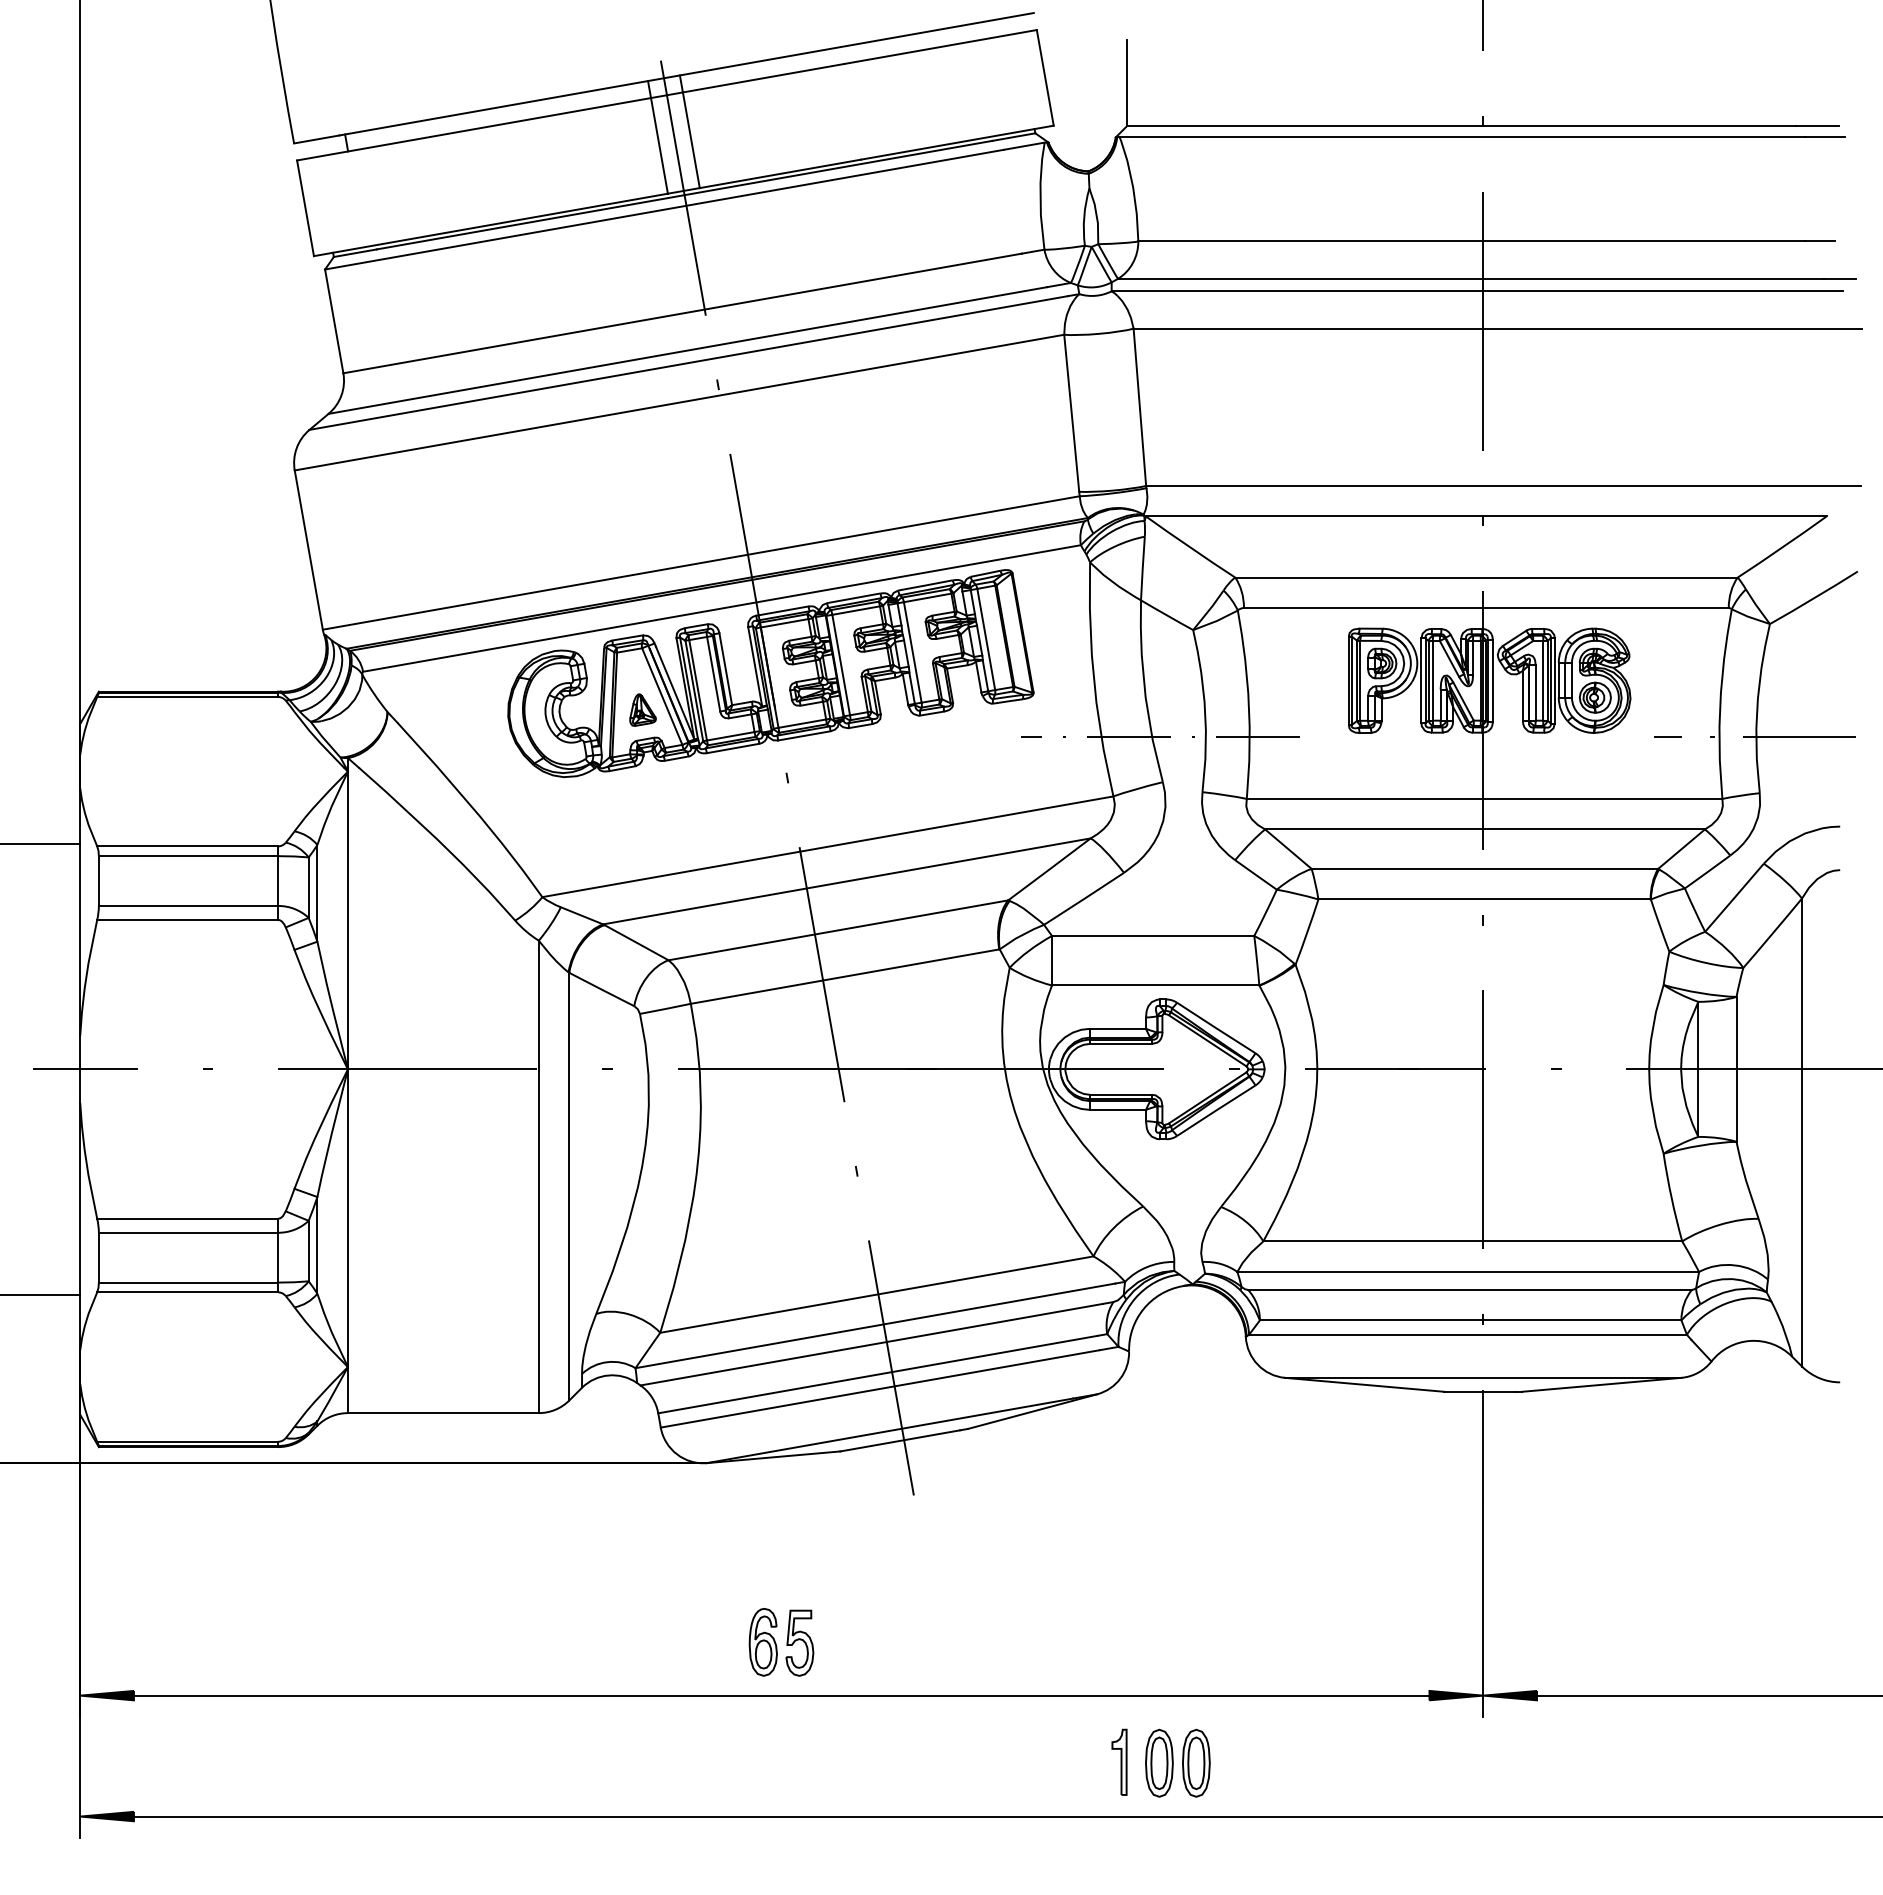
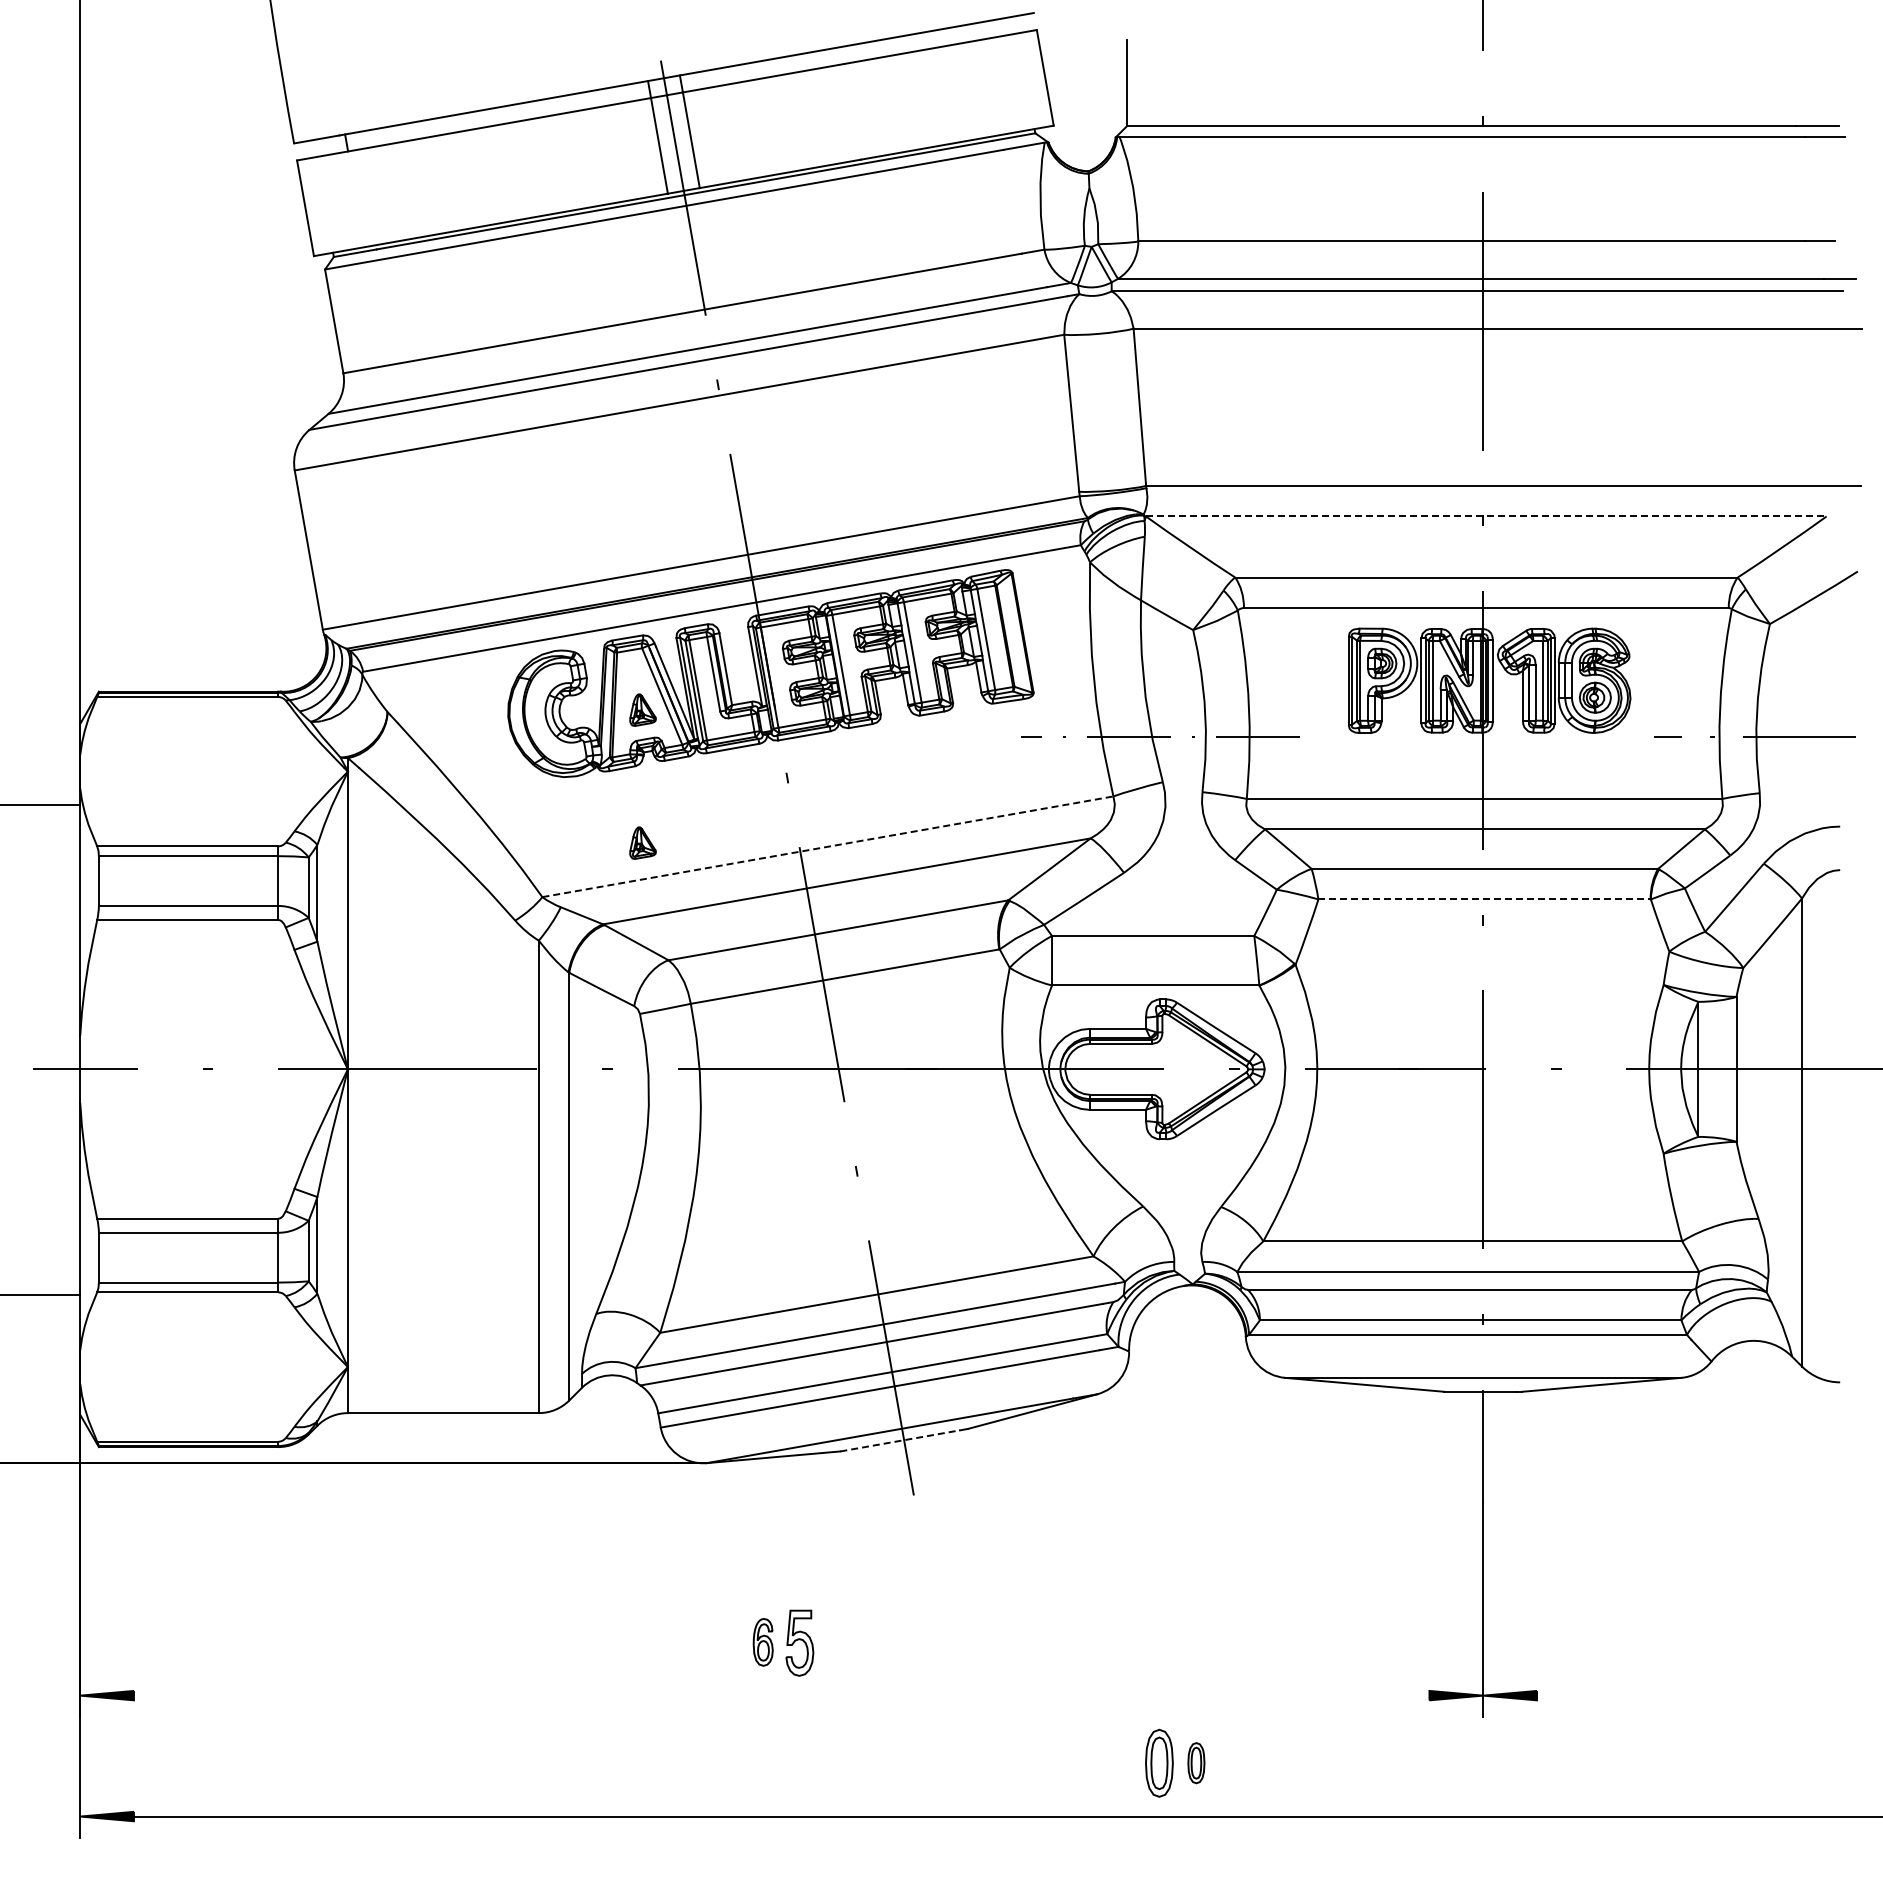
line: solid -> dashed (1486, 516)
part: none -> present (642, 842)
line position: (41, 843) -> (41, 804) (41, 804)
line: solid -> dashed (827, 846)
line: solid -> dashed (1485, 899)
line: solid -> dashed (900, 1440)
part size: 30x69 px -> 22x49 px (762, 1642)
line: present -> none (781, 1695)
line: present -> none (1708, 1695)
part: present -> none (1119, 1761)
part size: 29x70 px -> 19x43 px (1196, 1763)
